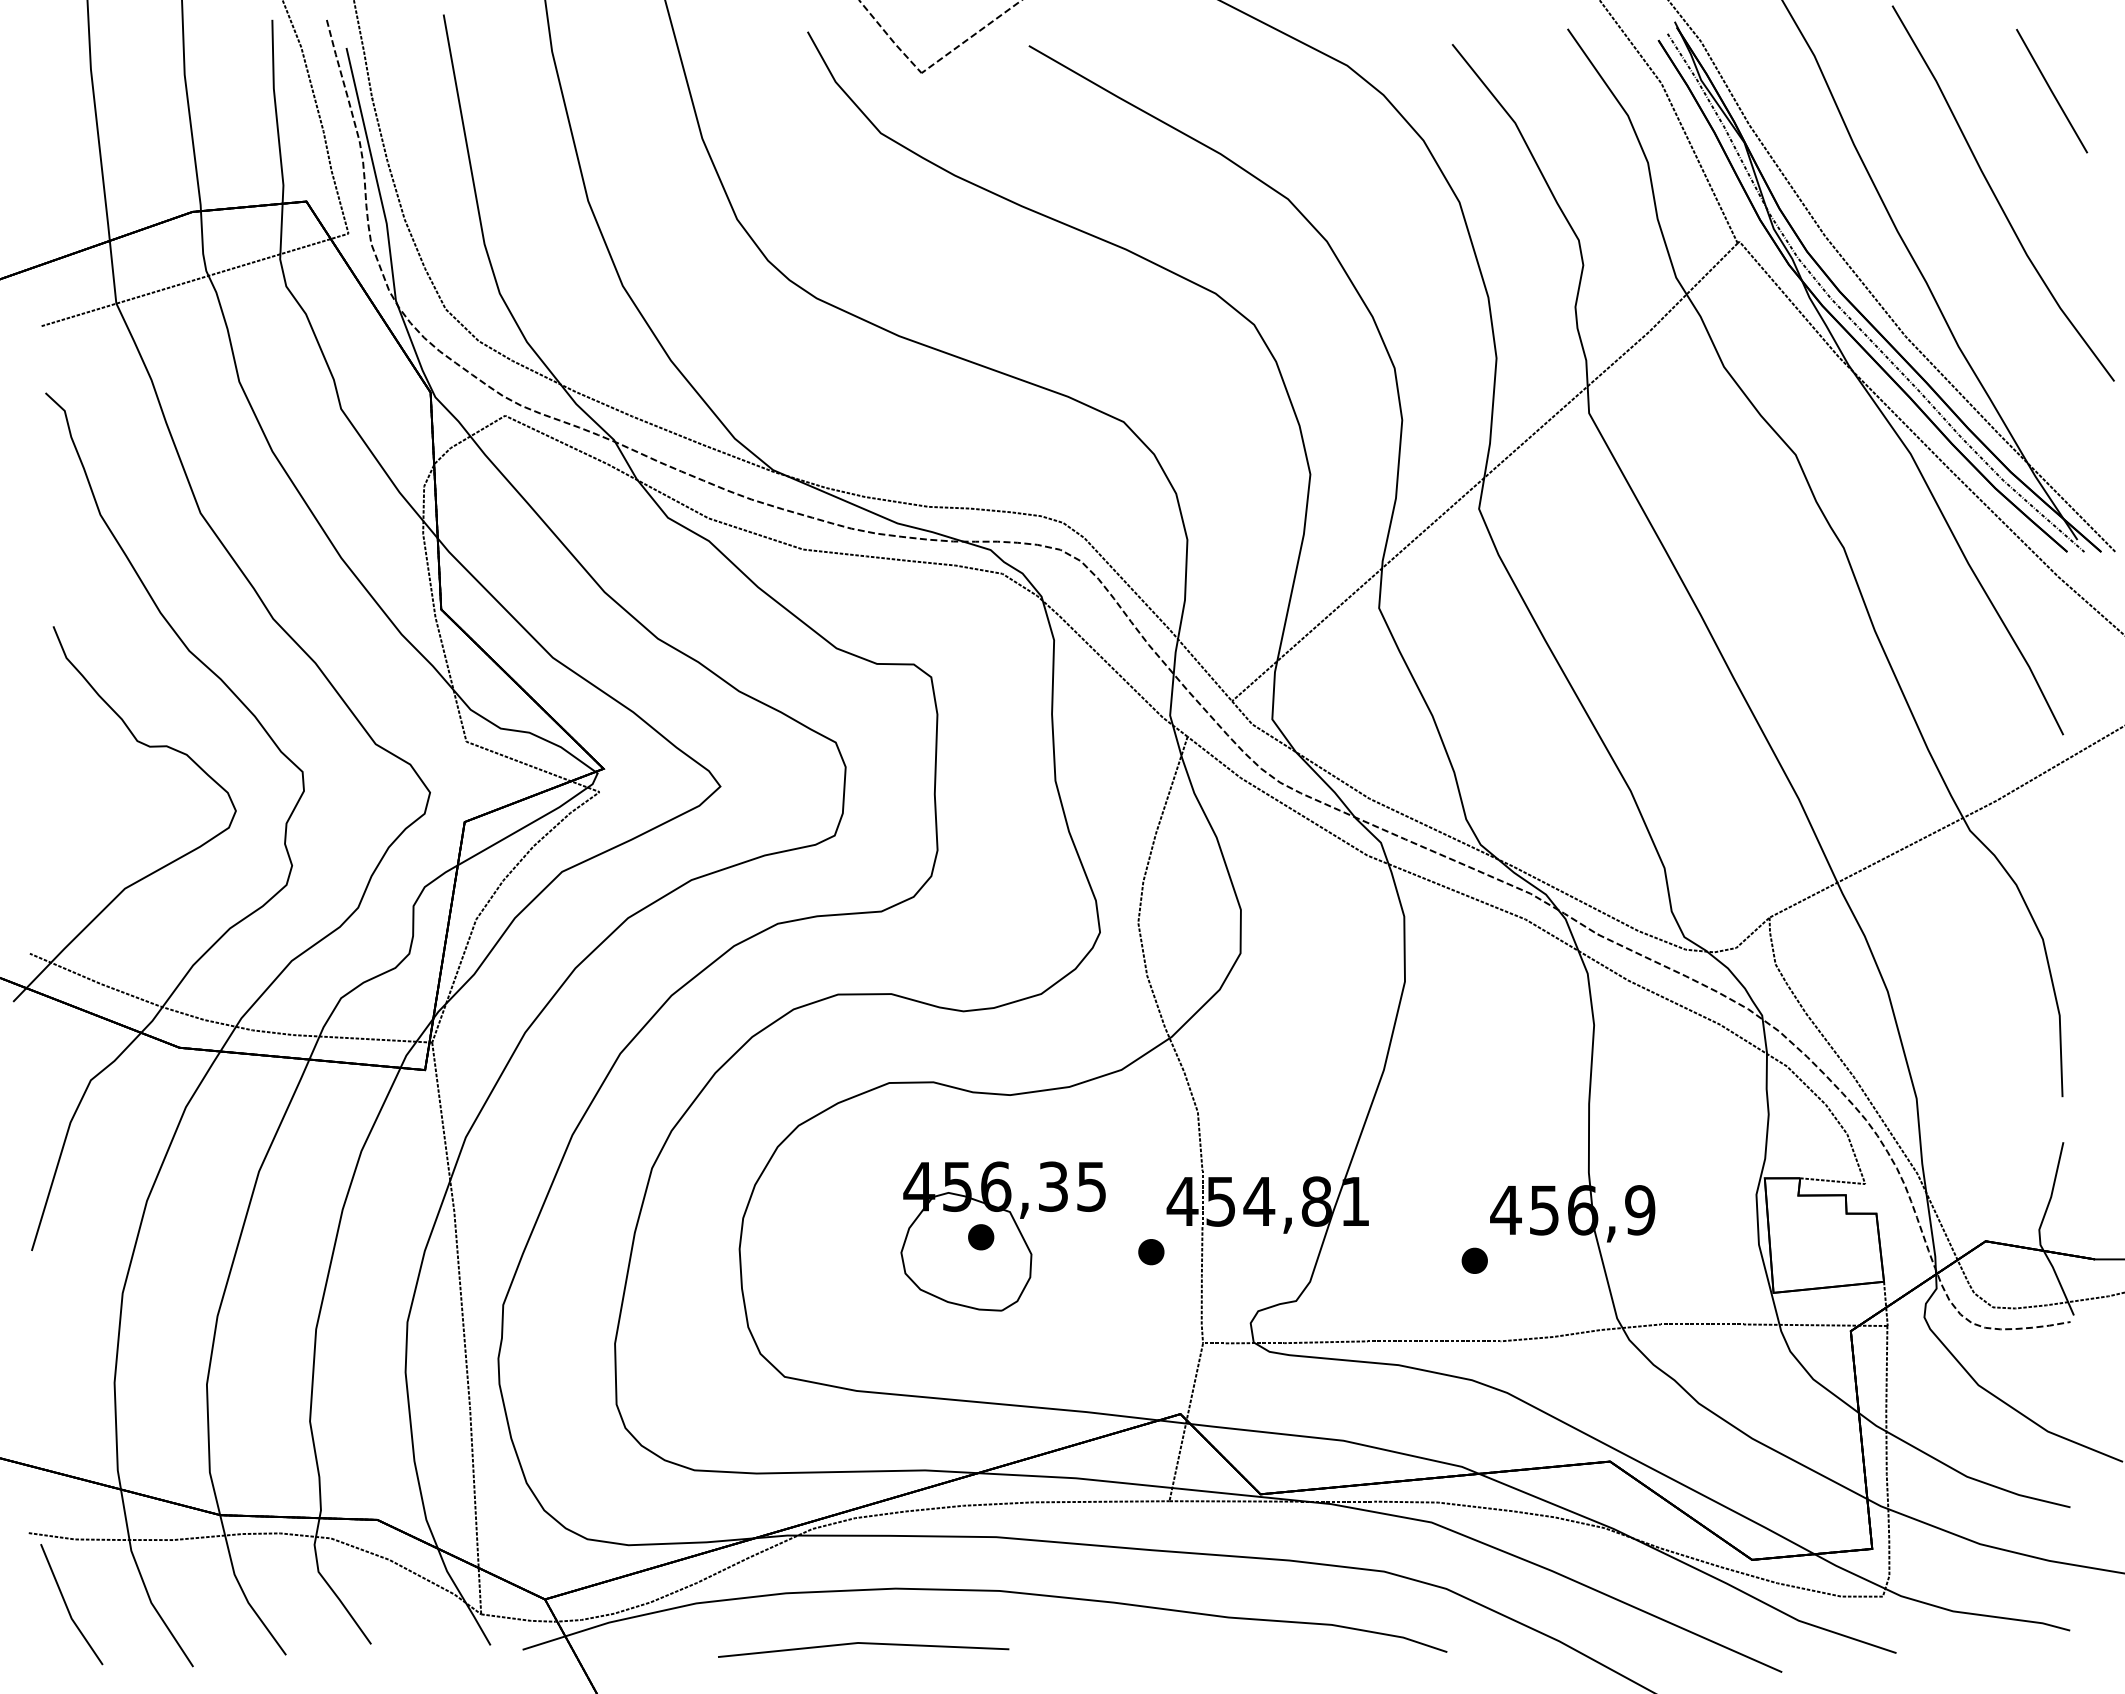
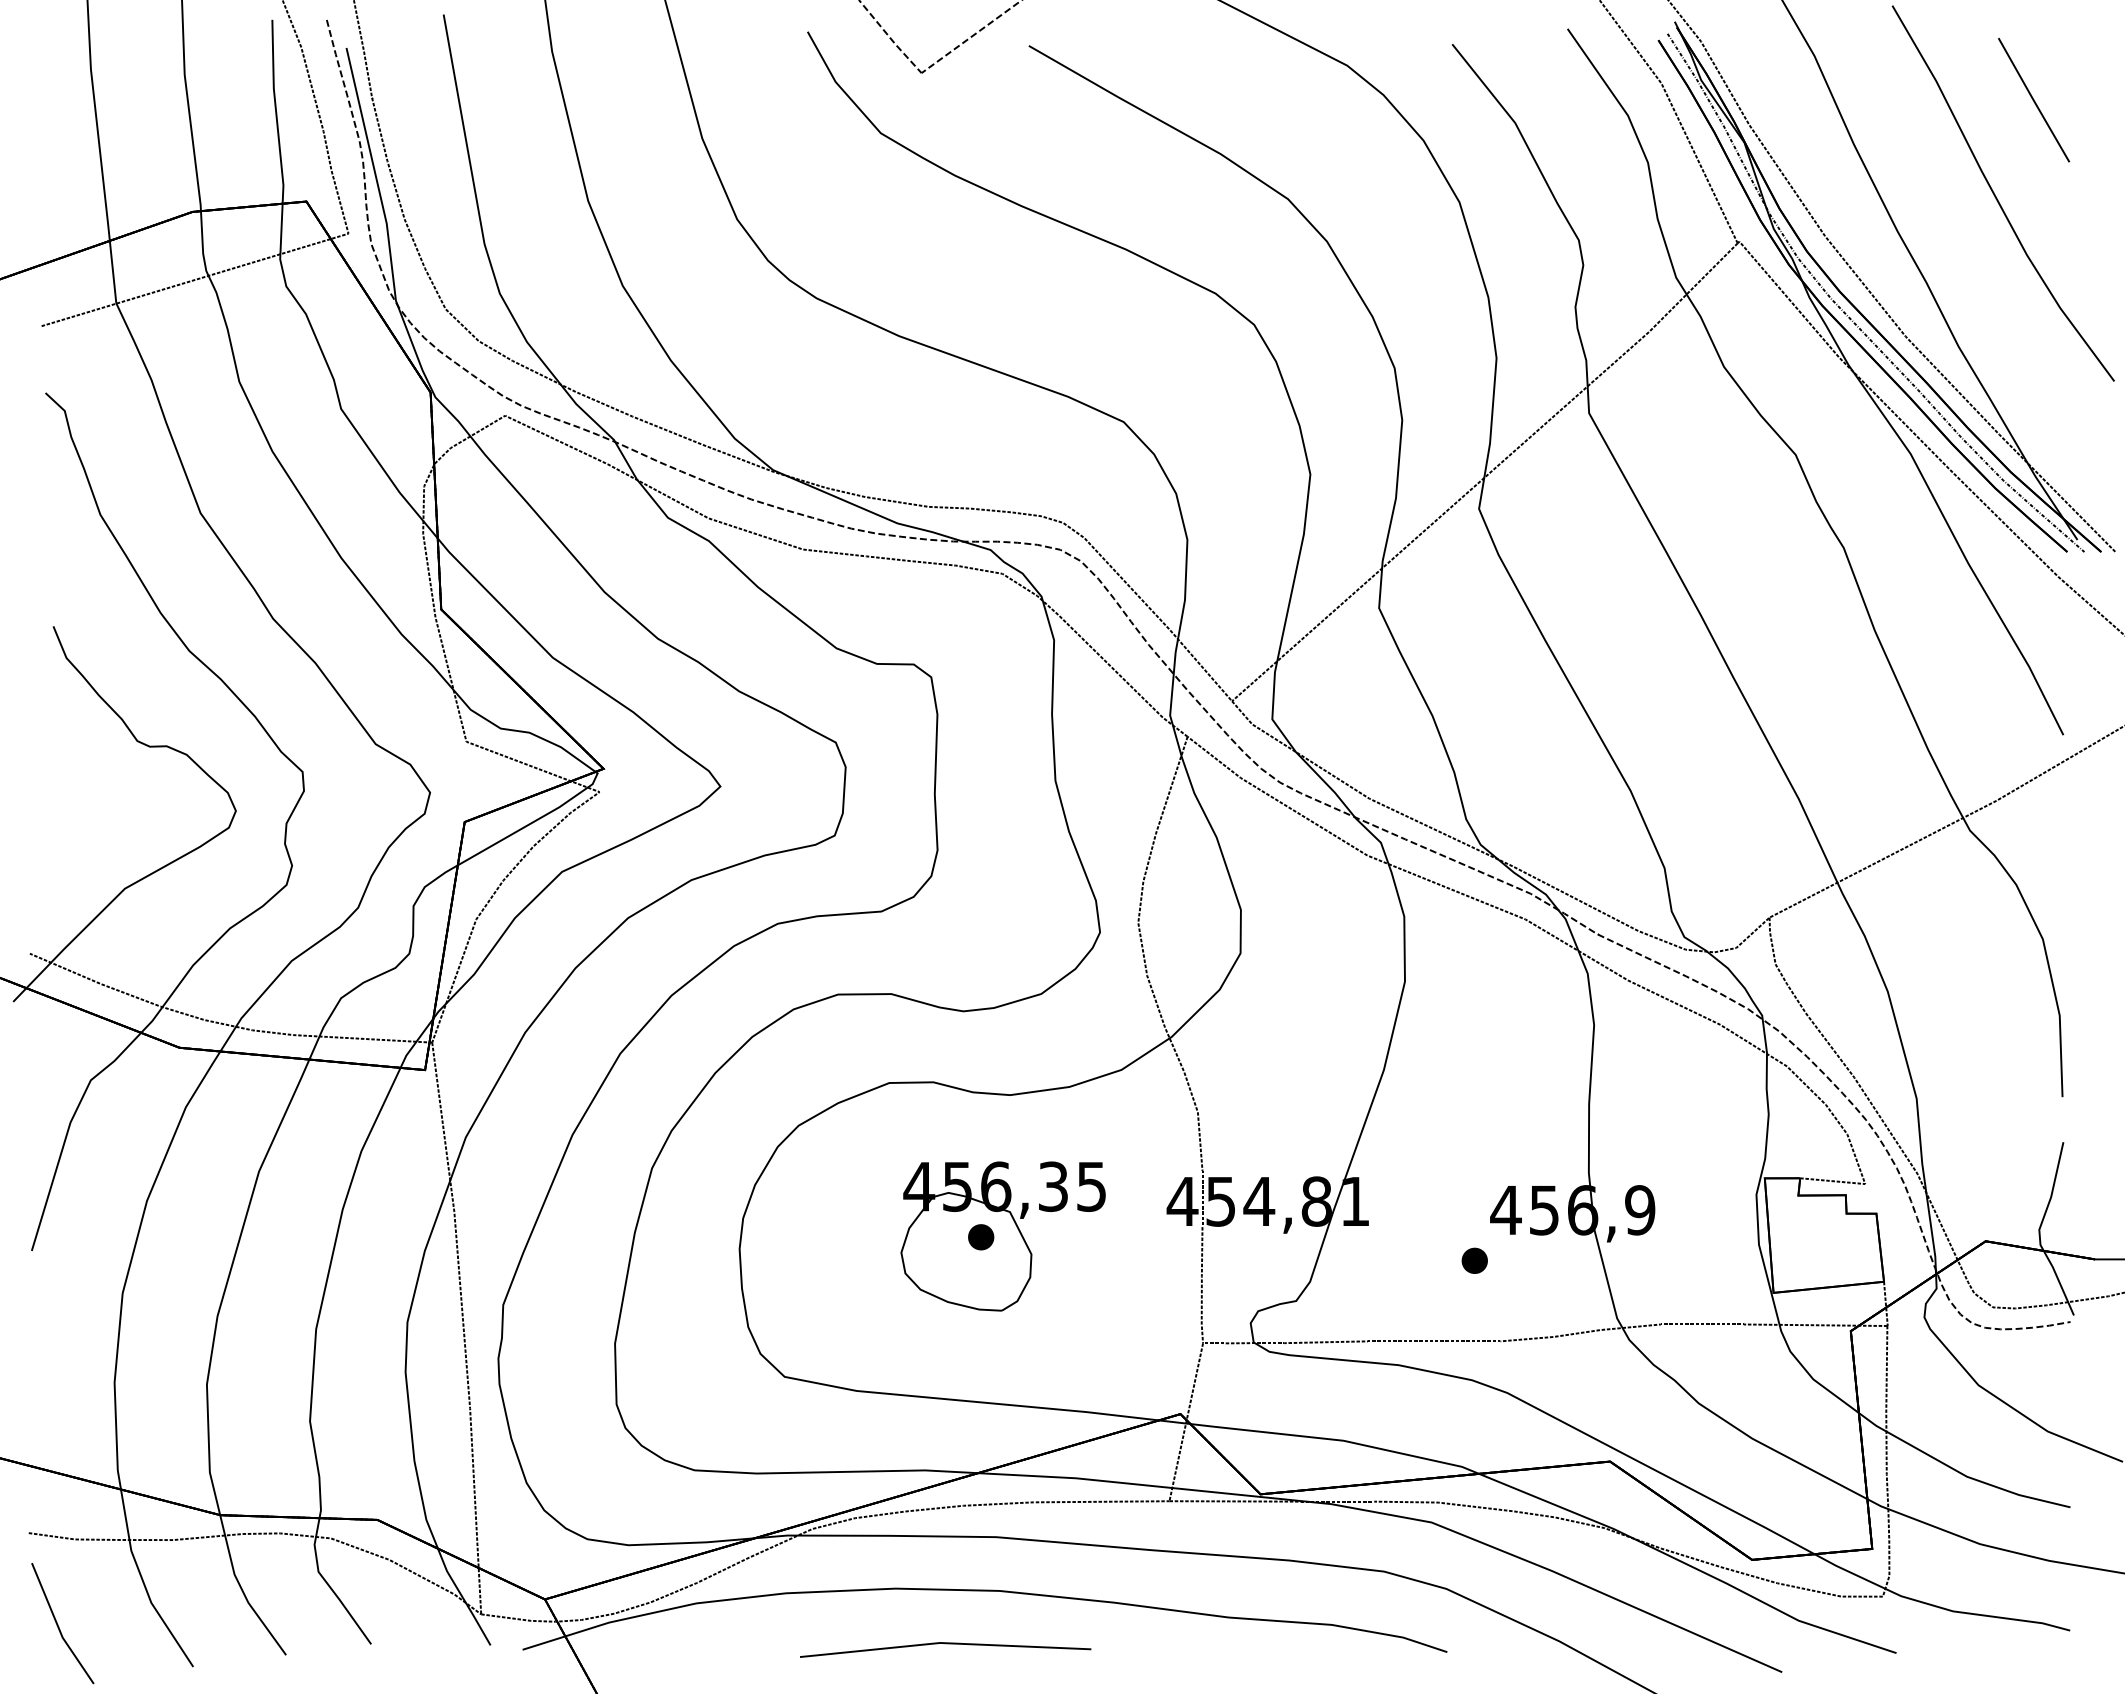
line position: (2052, 90) -> (2034, 99) (2034, 99)
part: present -> none (1151, 1252)
line position: (67, 1605) -> (58, 1624) (58, 1624)
line position: (863, 1644) -> (945, 1644) (945, 1644)
